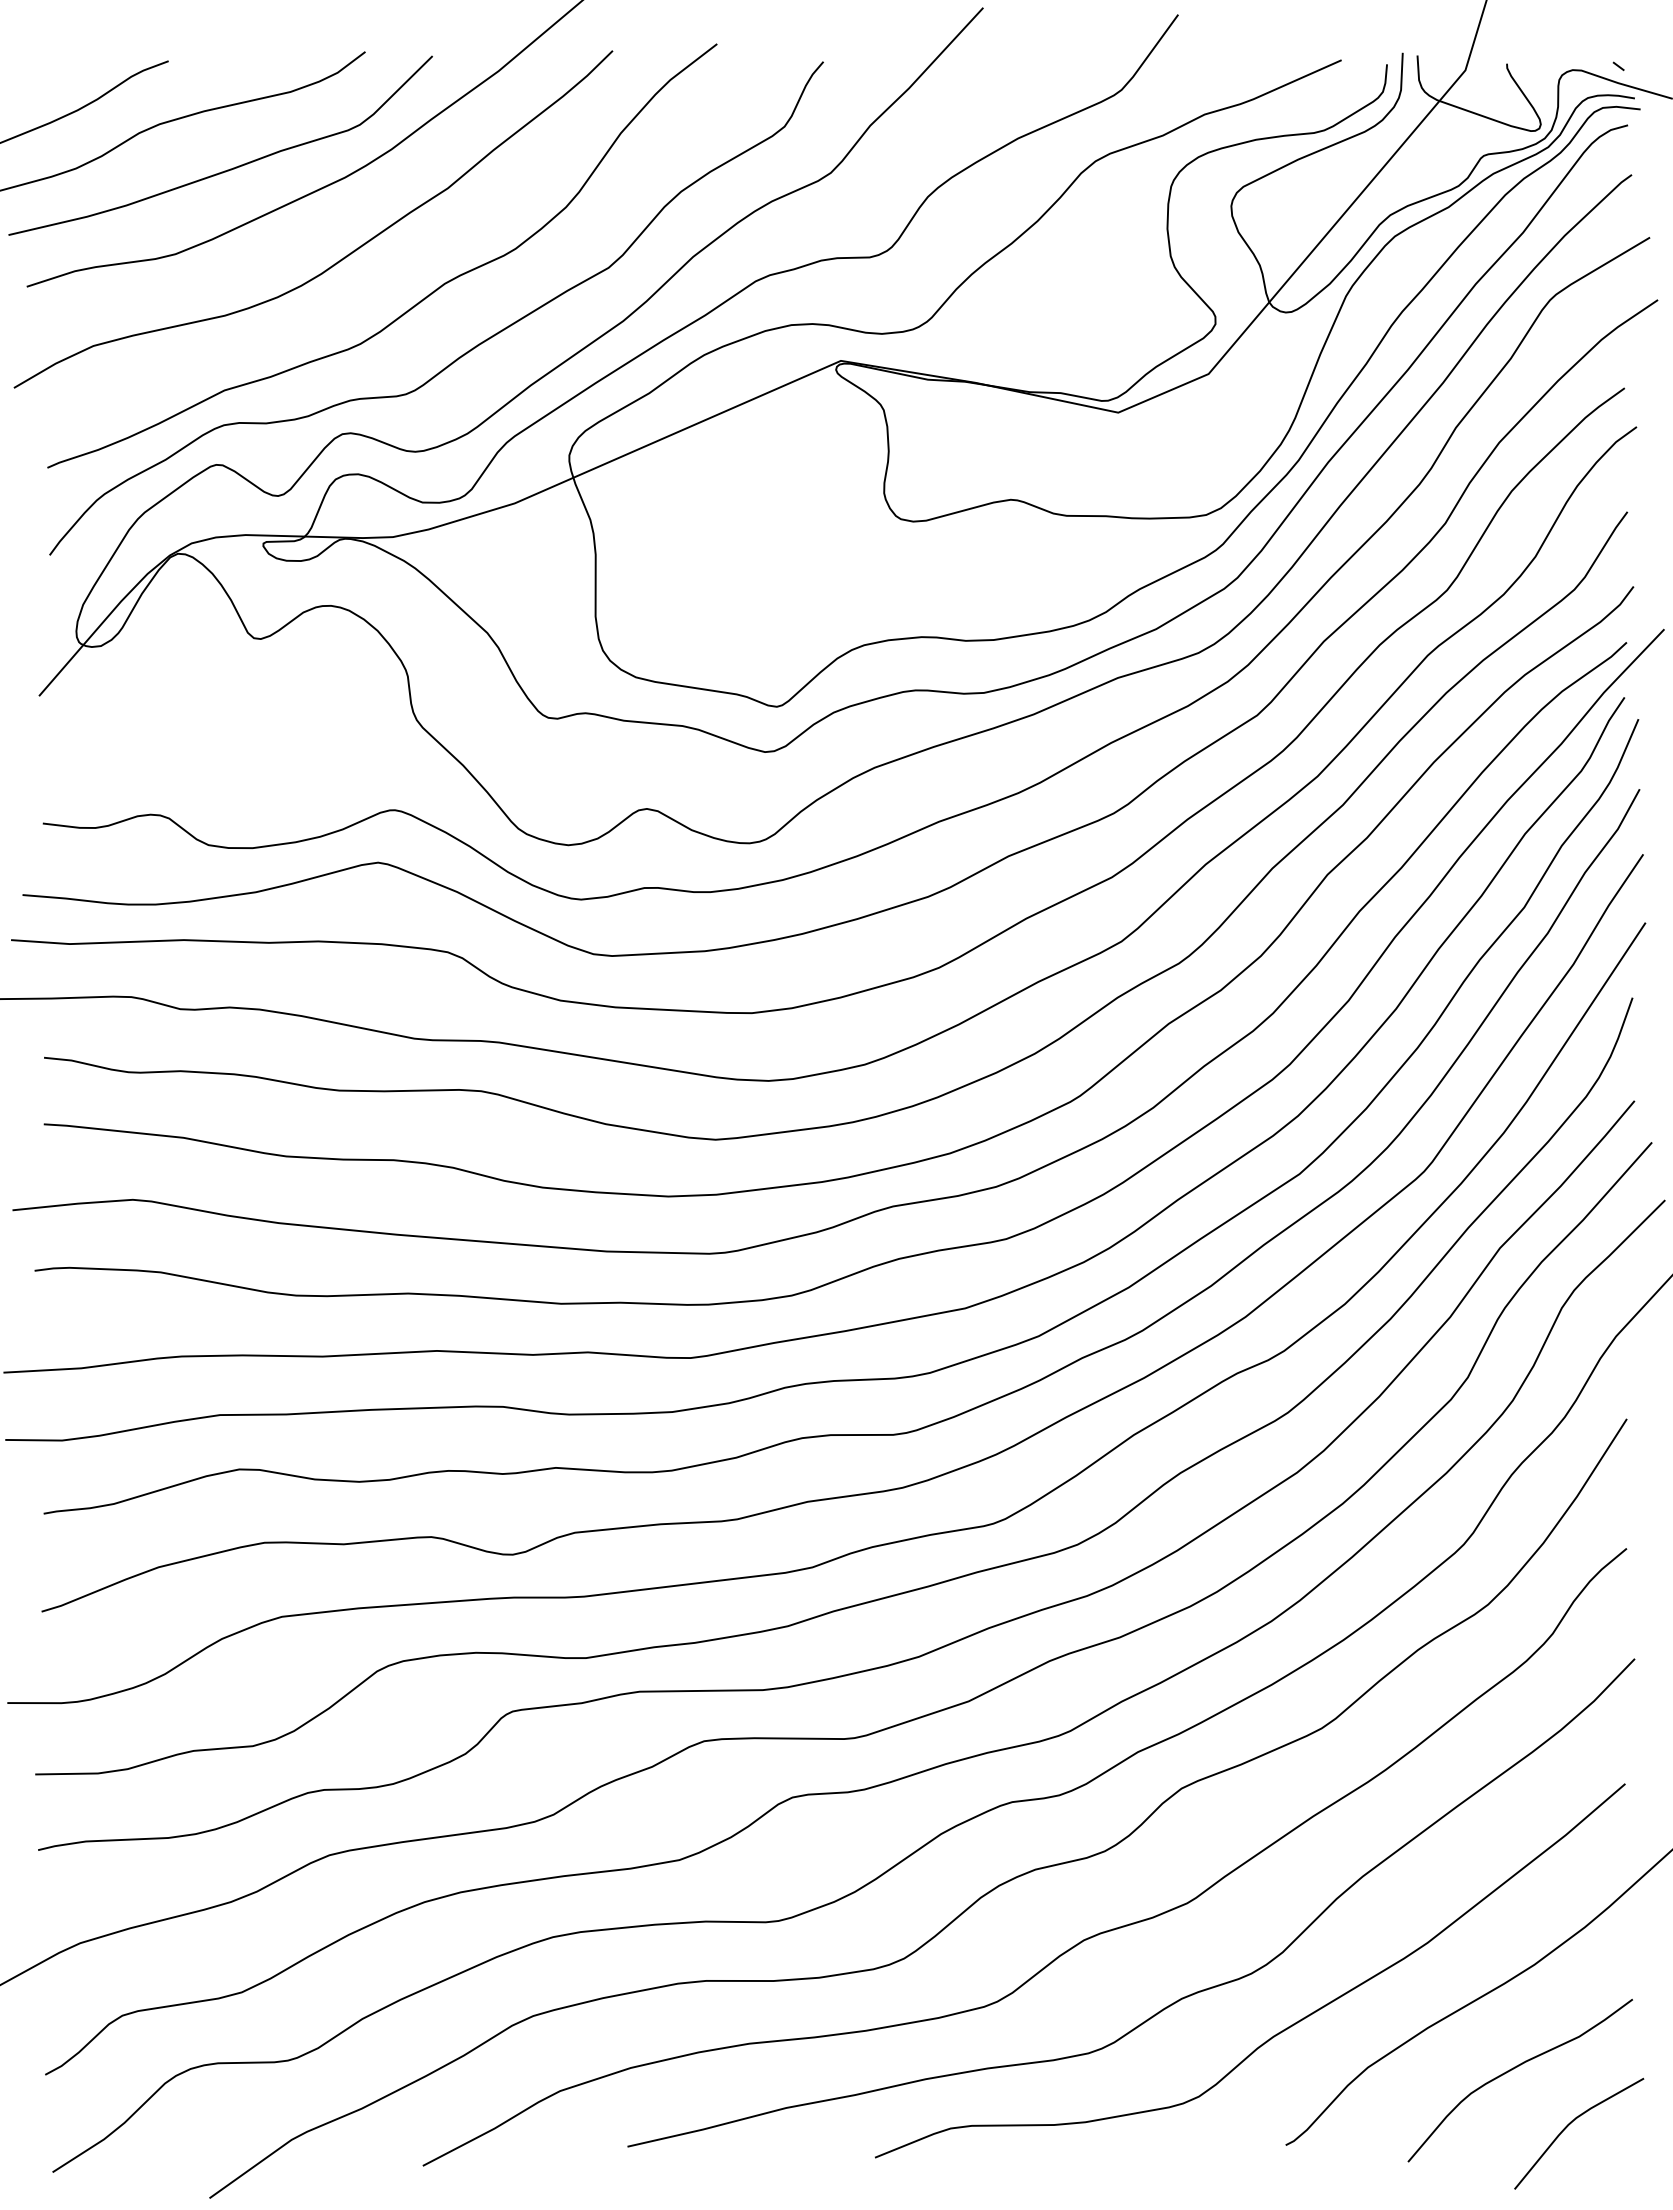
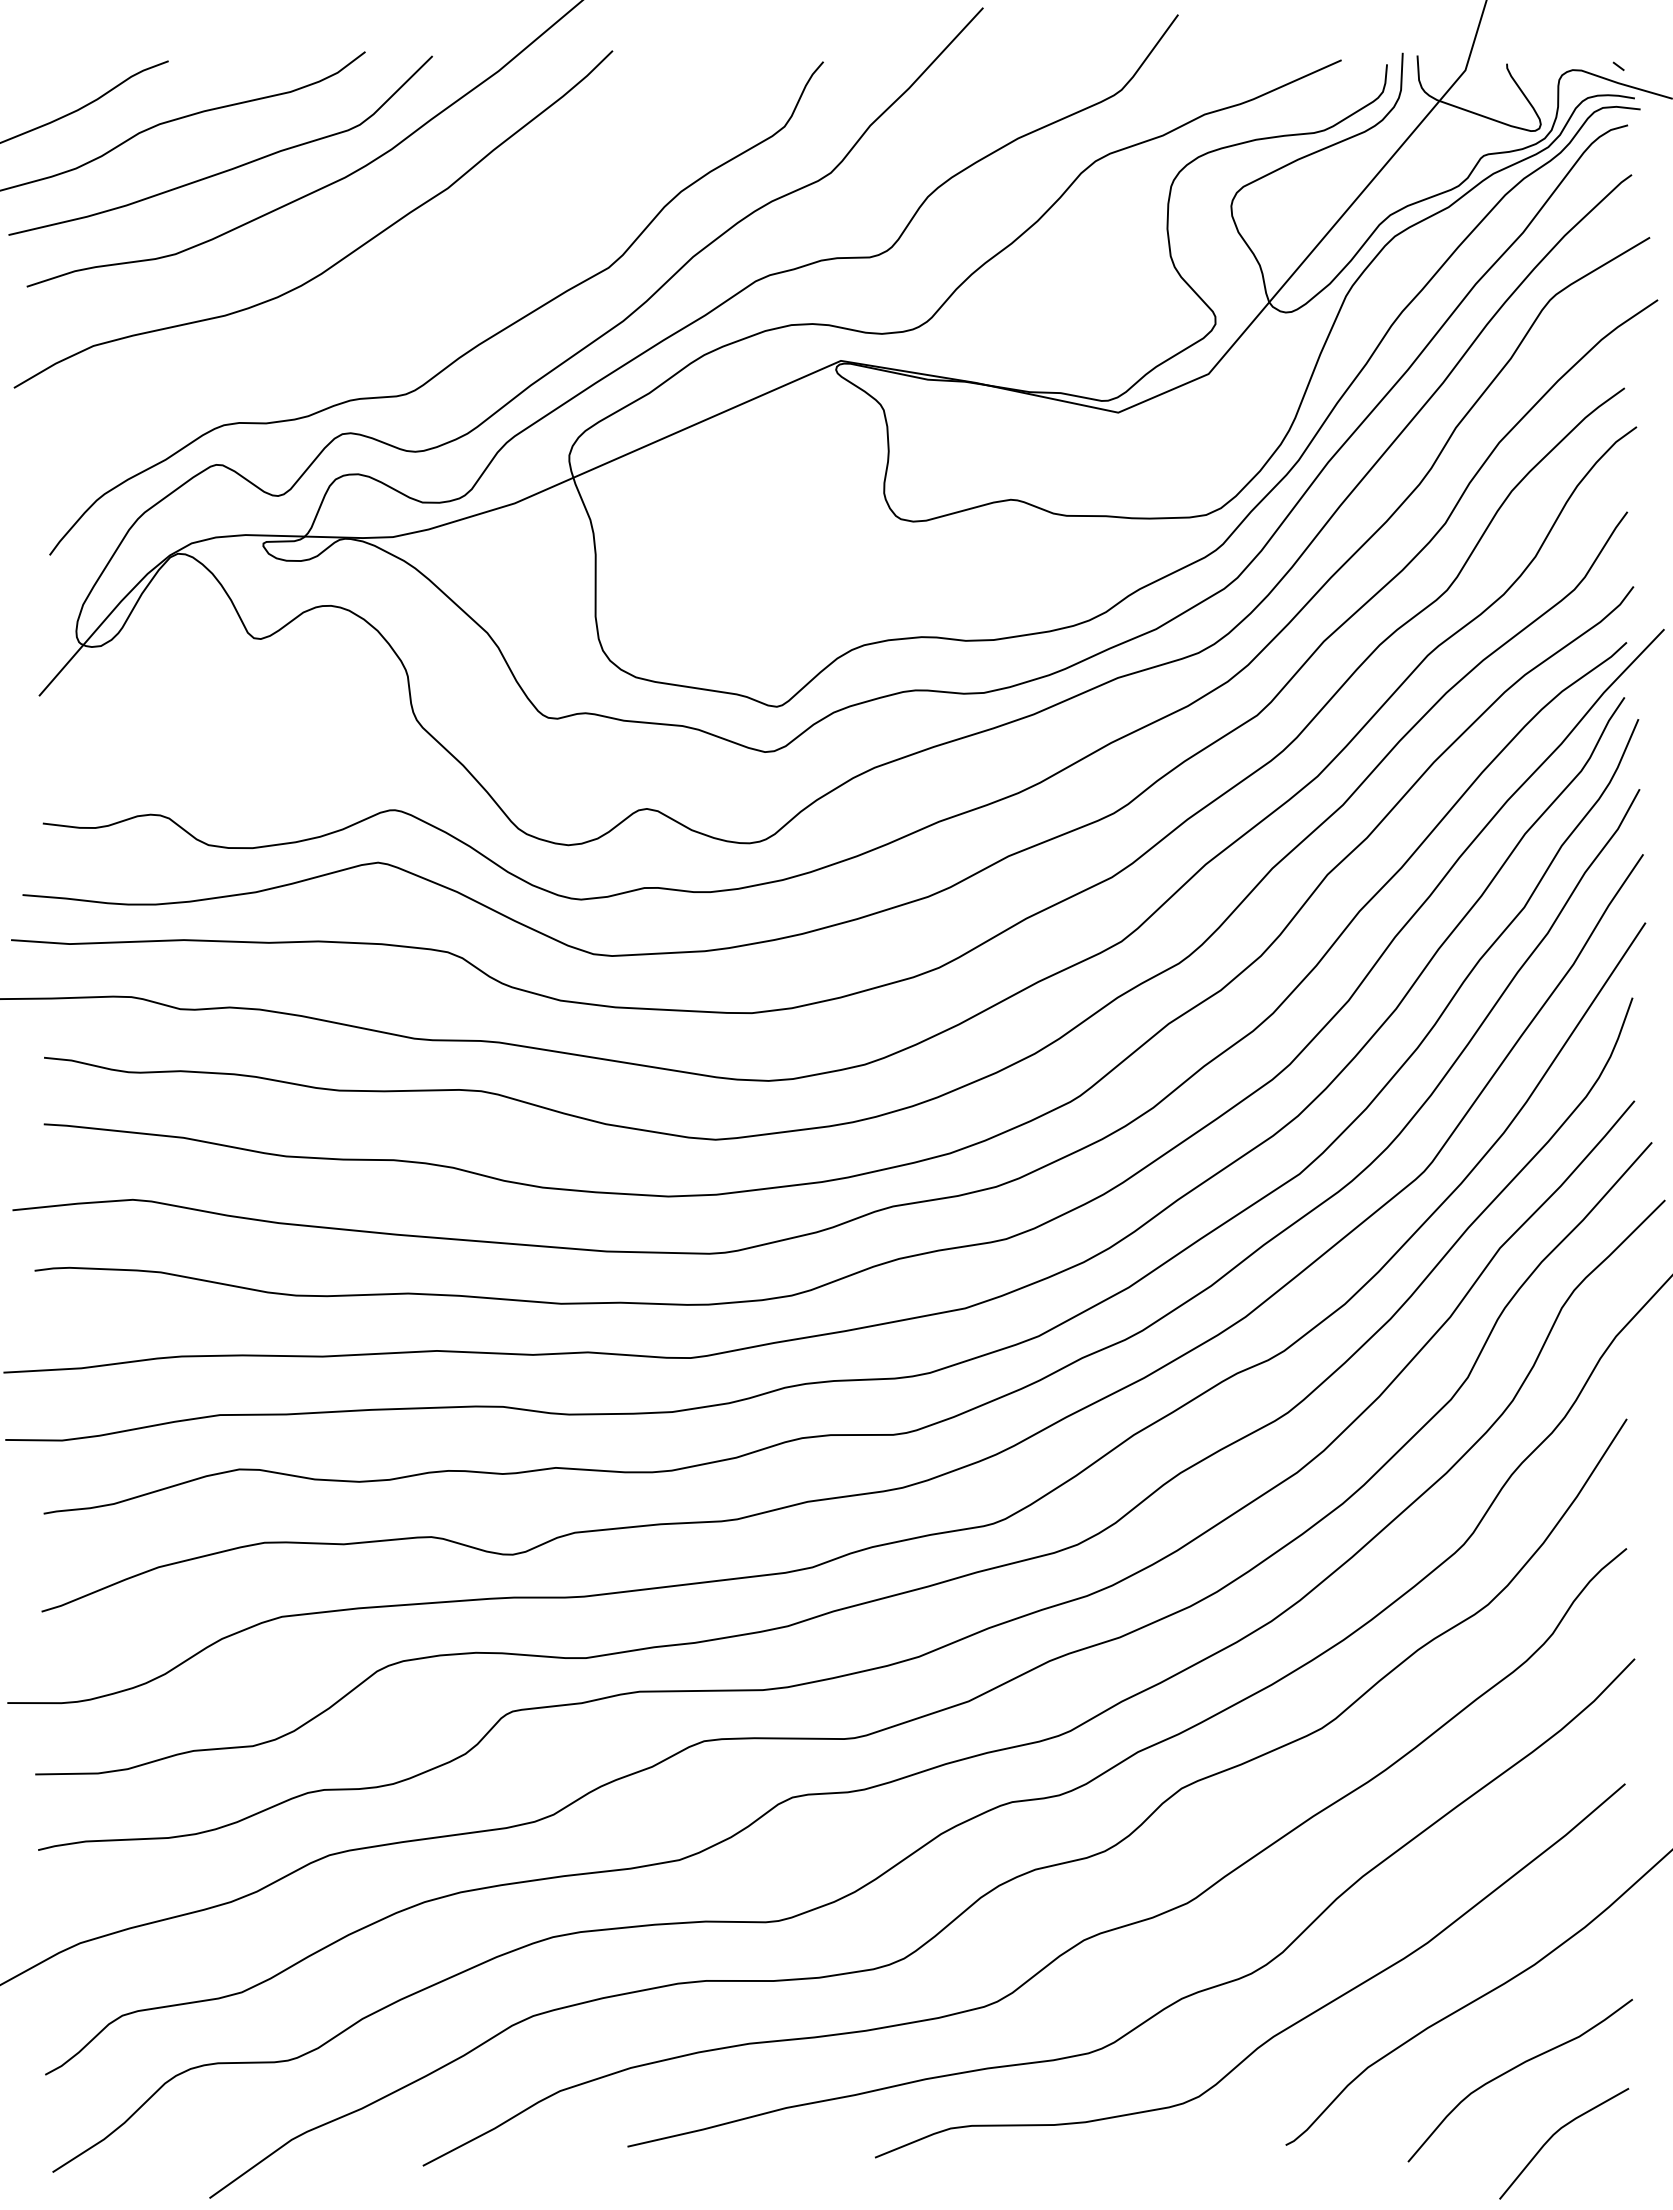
curve: present -> none (417, 302)
curve position: (1570, 2124) -> (1555, 2134) (1555, 2134)
